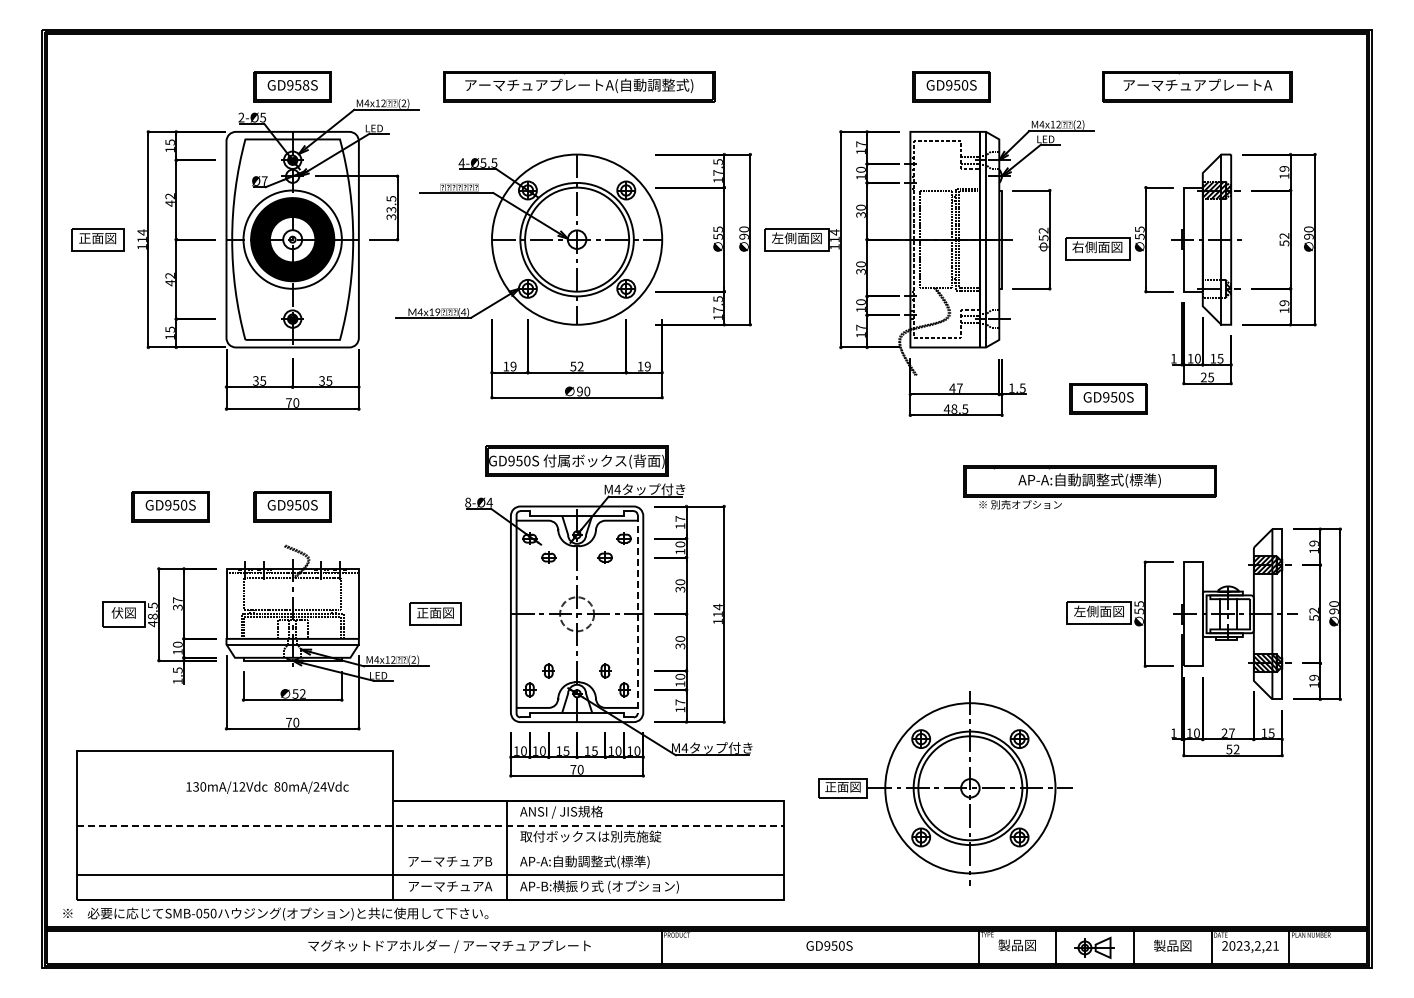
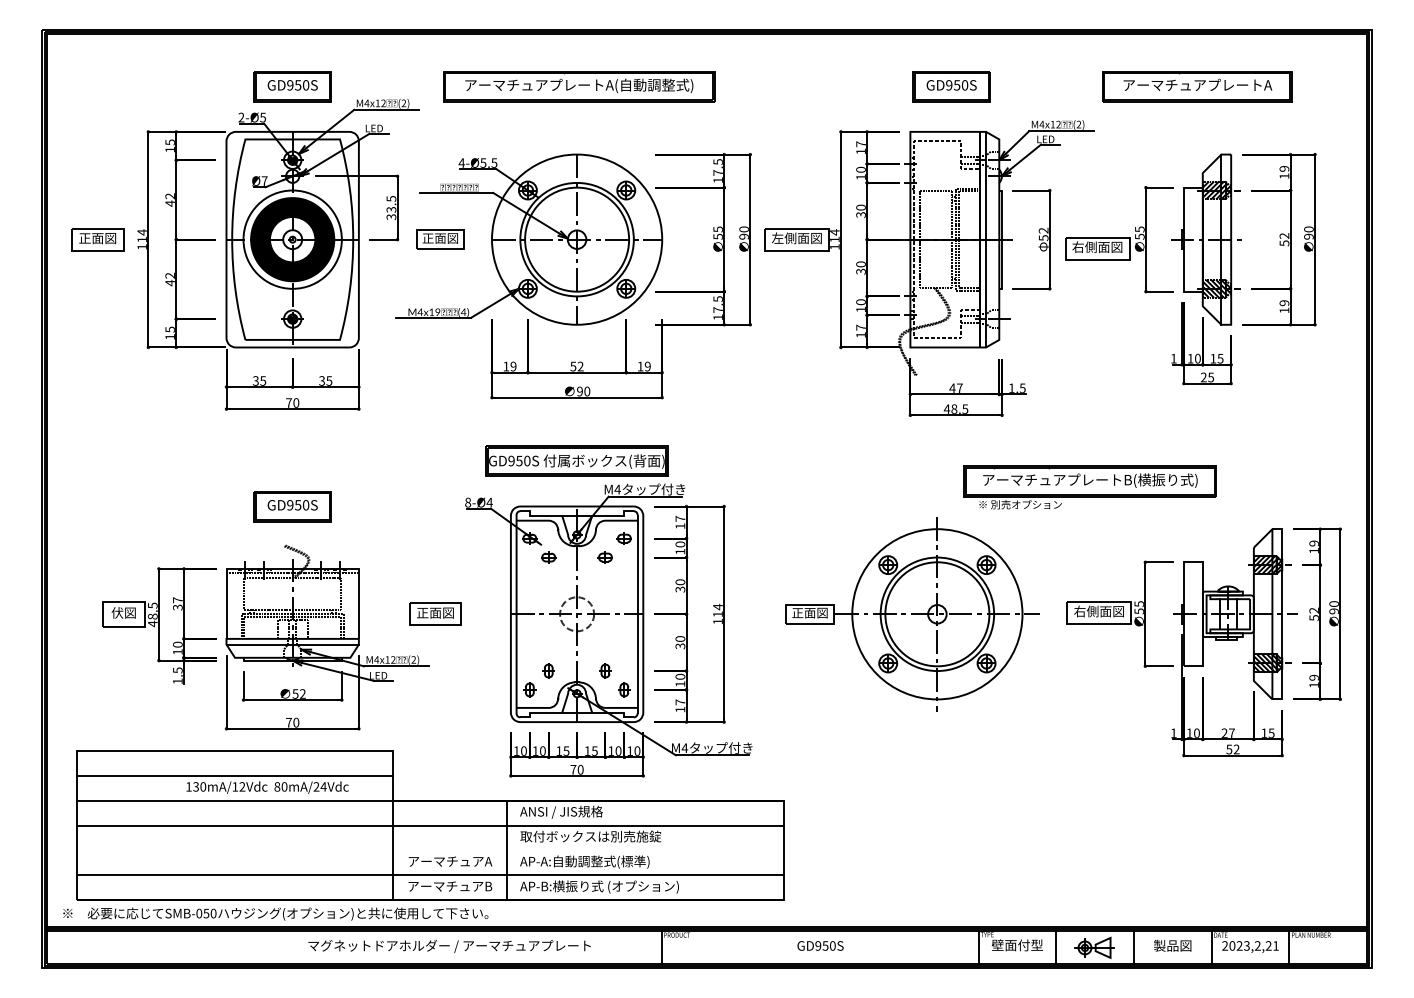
text: GD958S -> GD950S (306, 85)
part: none -> present (440, 239)
hatch: none -> present (1213, 288)
part: present -> none (1108, 398)
text: AP-A:自動調整式(標準) -> アーマチュアプレートB(横振り式) (1090, 480)
part: present -> none (170, 506)
text: 左側面図 -> 右側面図 (1079, 611)
line: dashed -> solid (637, 614)
line: none -> present (234, 775)
part position: (945, 788) -> (912, 614) (912, 614)
line: none -> present (234, 800)
line: dashed -> solid (430, 825)
text: アーマチュアB -> アーマチュアA (450, 861)
text: アーマチュアA -> アーマチュアB (450, 886)
text position: (829, 945) -> (820, 945) (820, 945)
text: 製品図 -> 壁面付型 (1016, 945)
